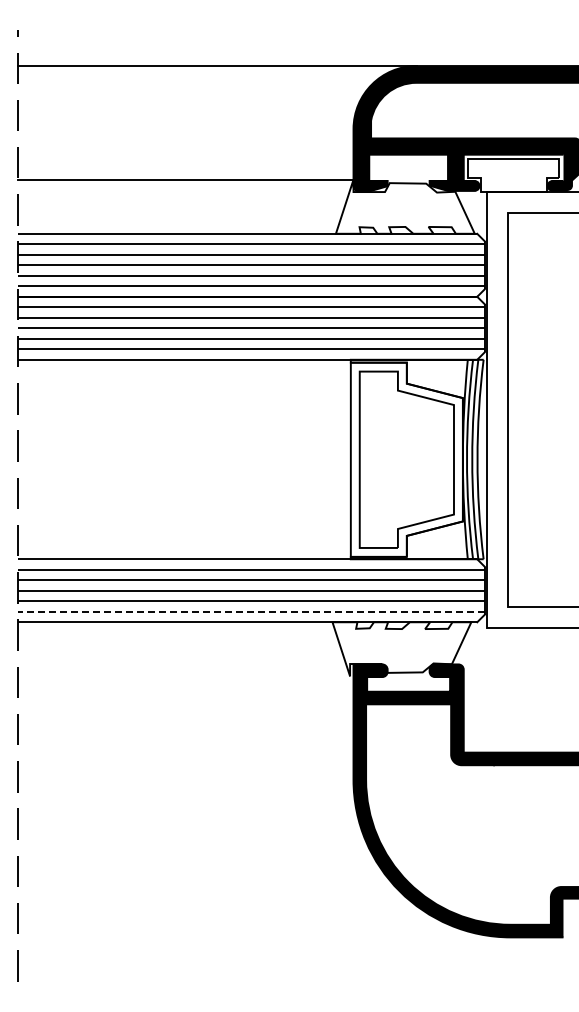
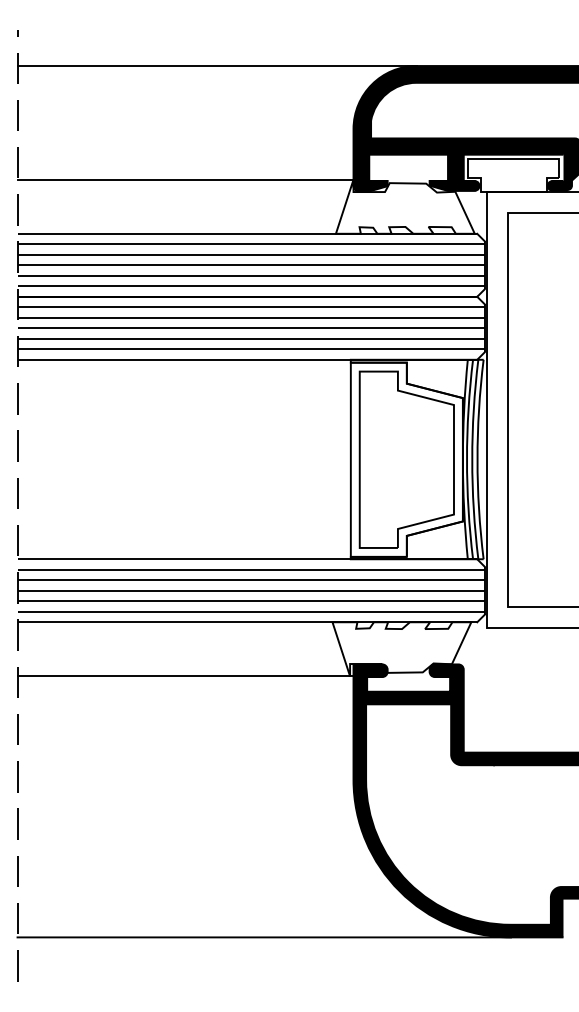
line: dashed -> solid (251, 611)
line: none -> present (187, 676)
line: none -> present (263, 937)
